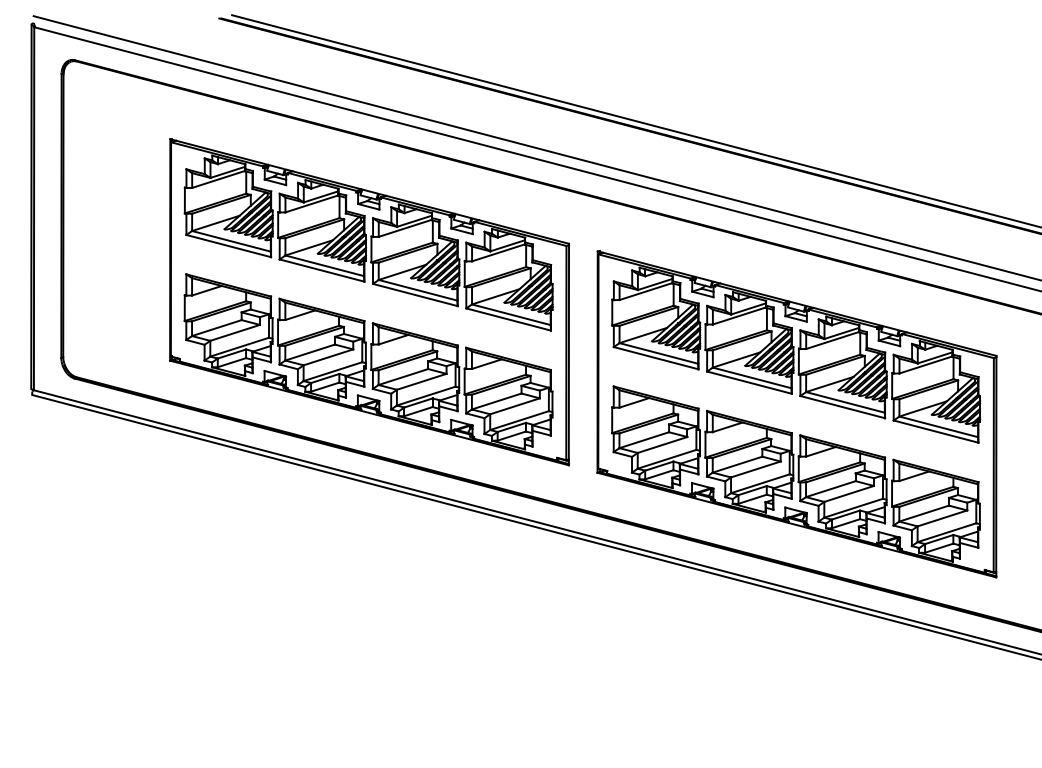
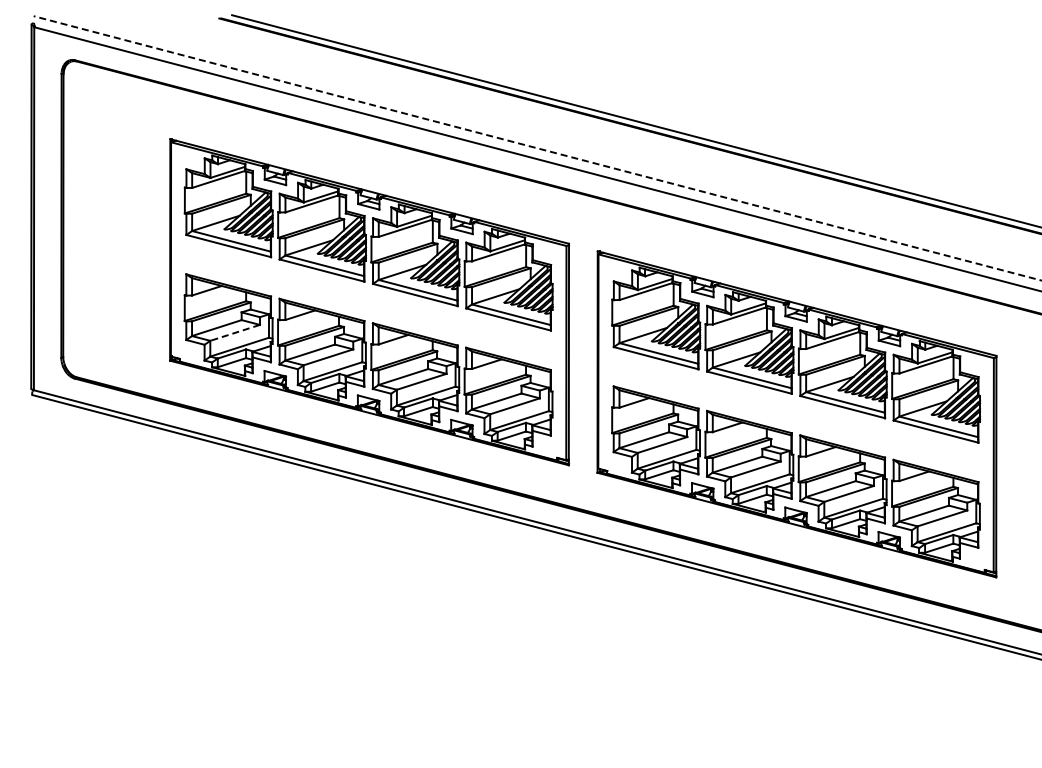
line: solid -> dashed (537, 148)
line: solid -> dashed (234, 333)
